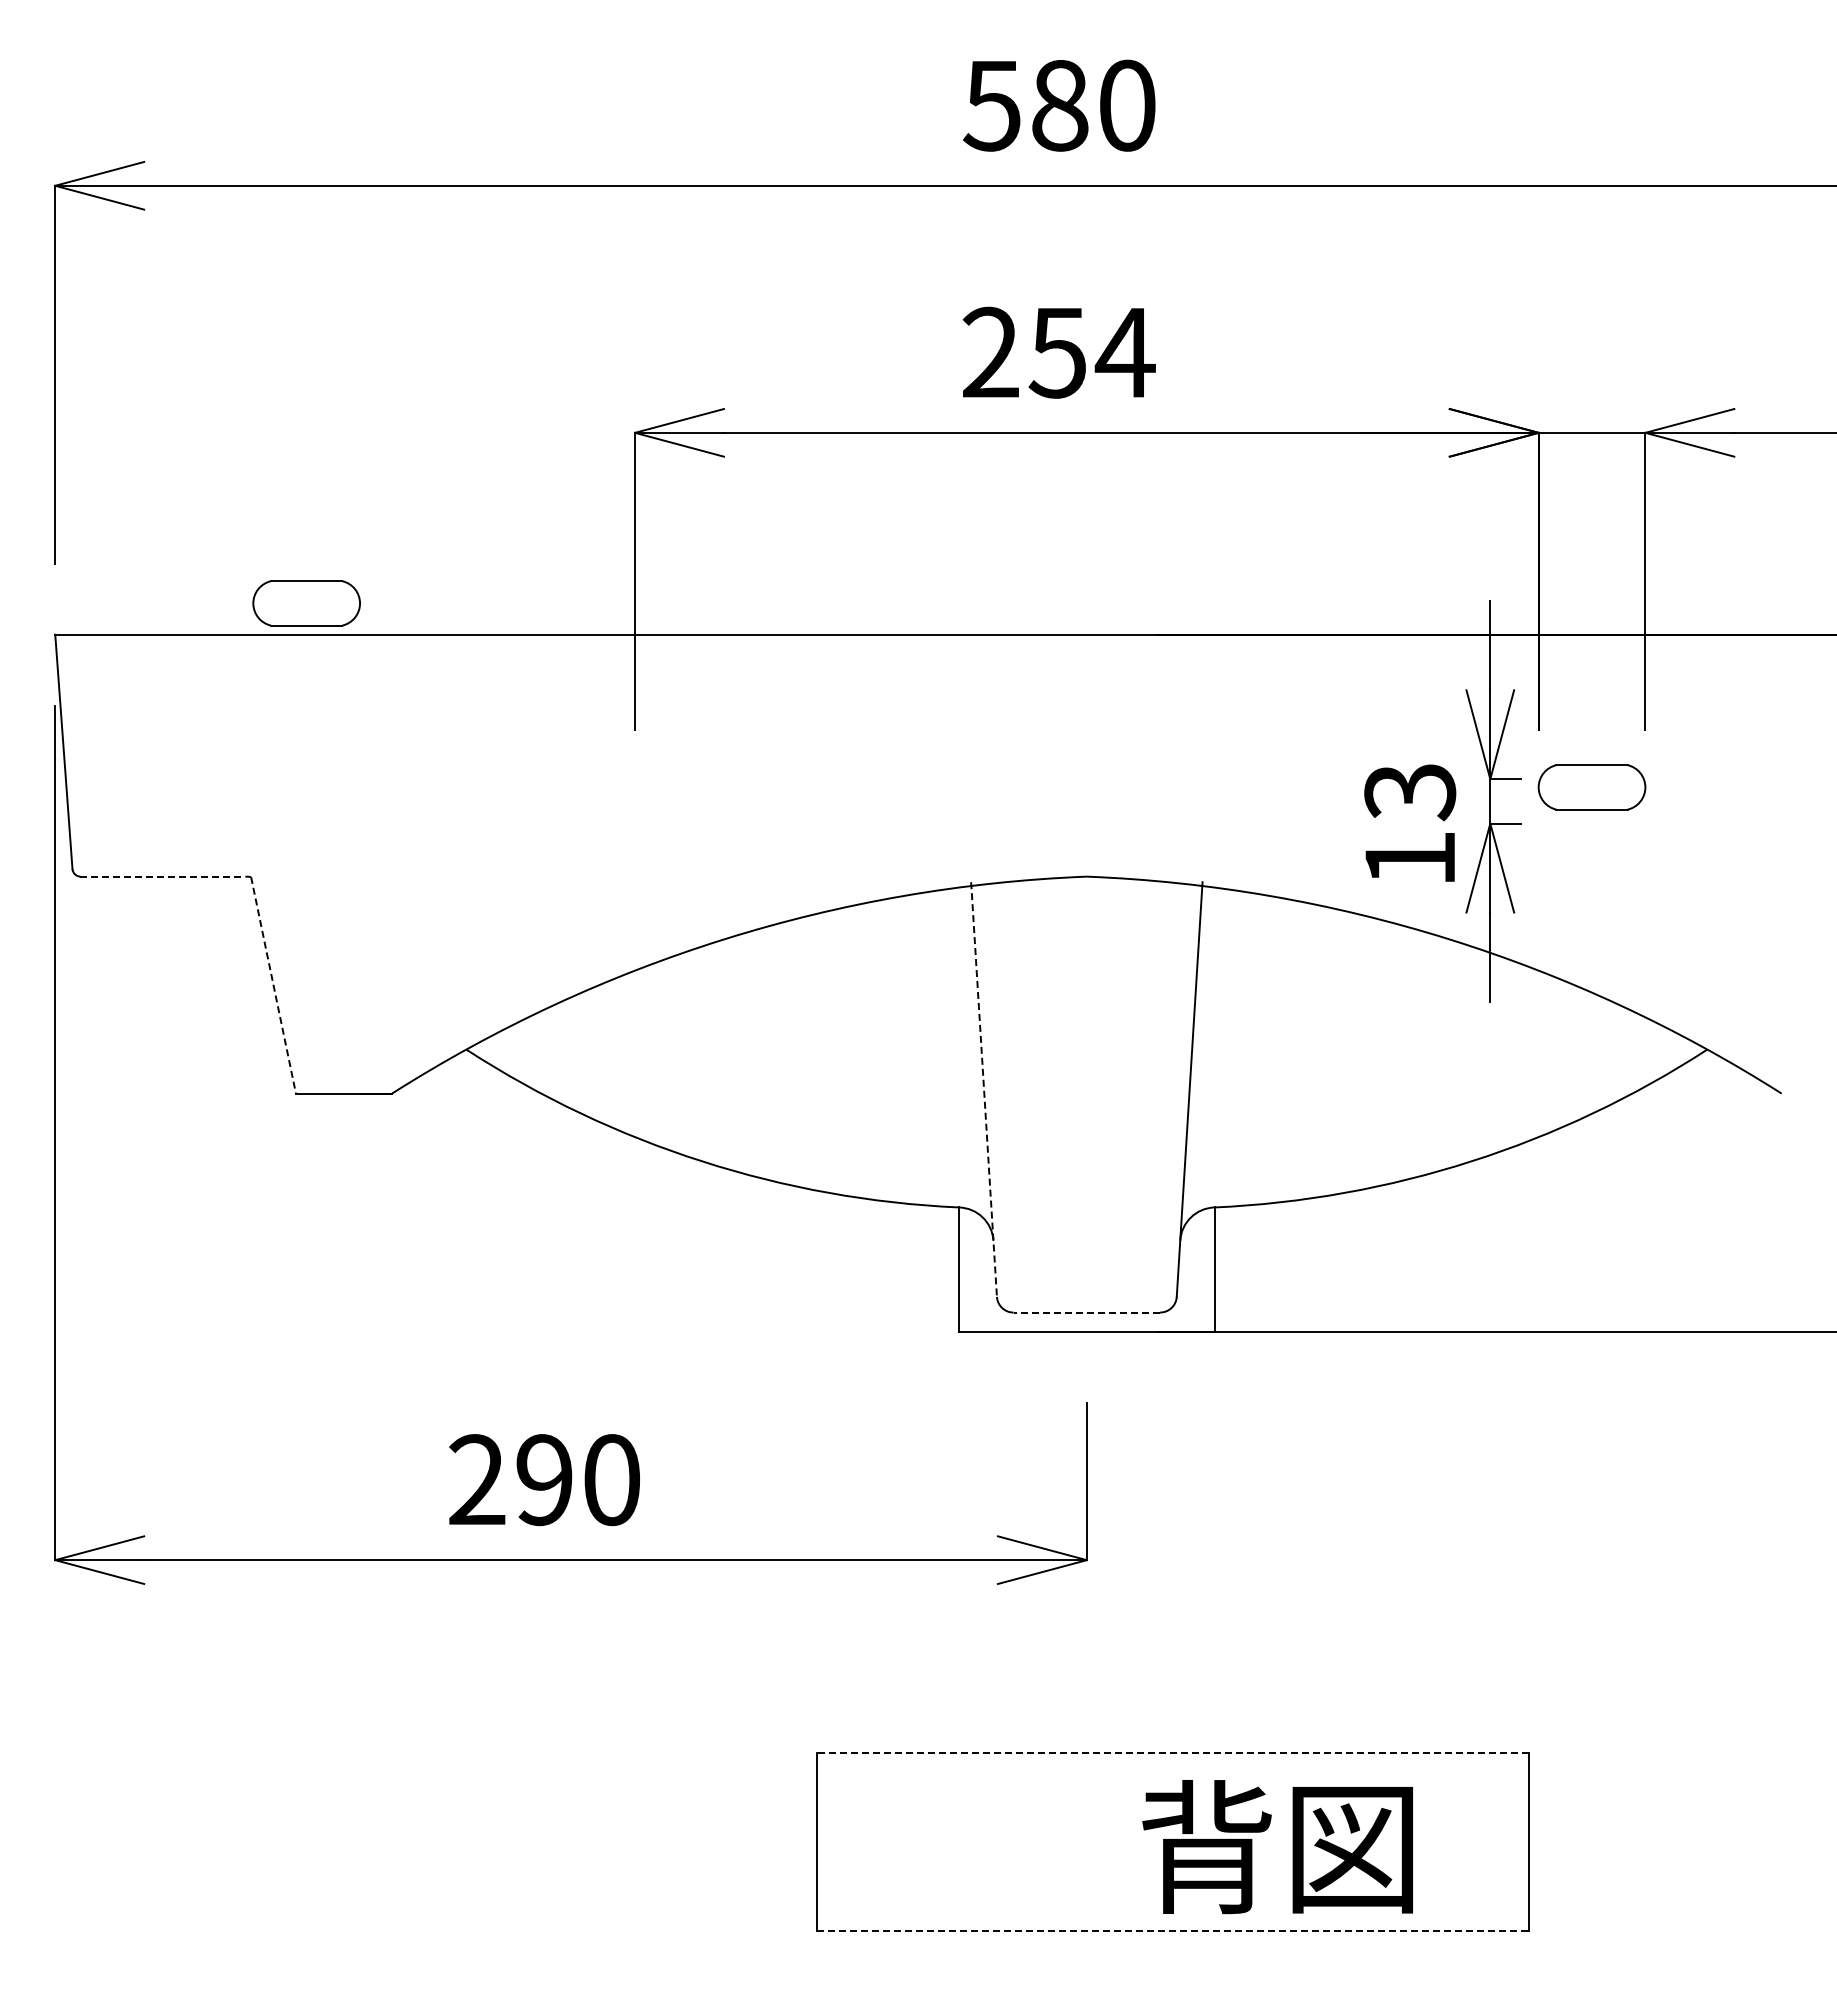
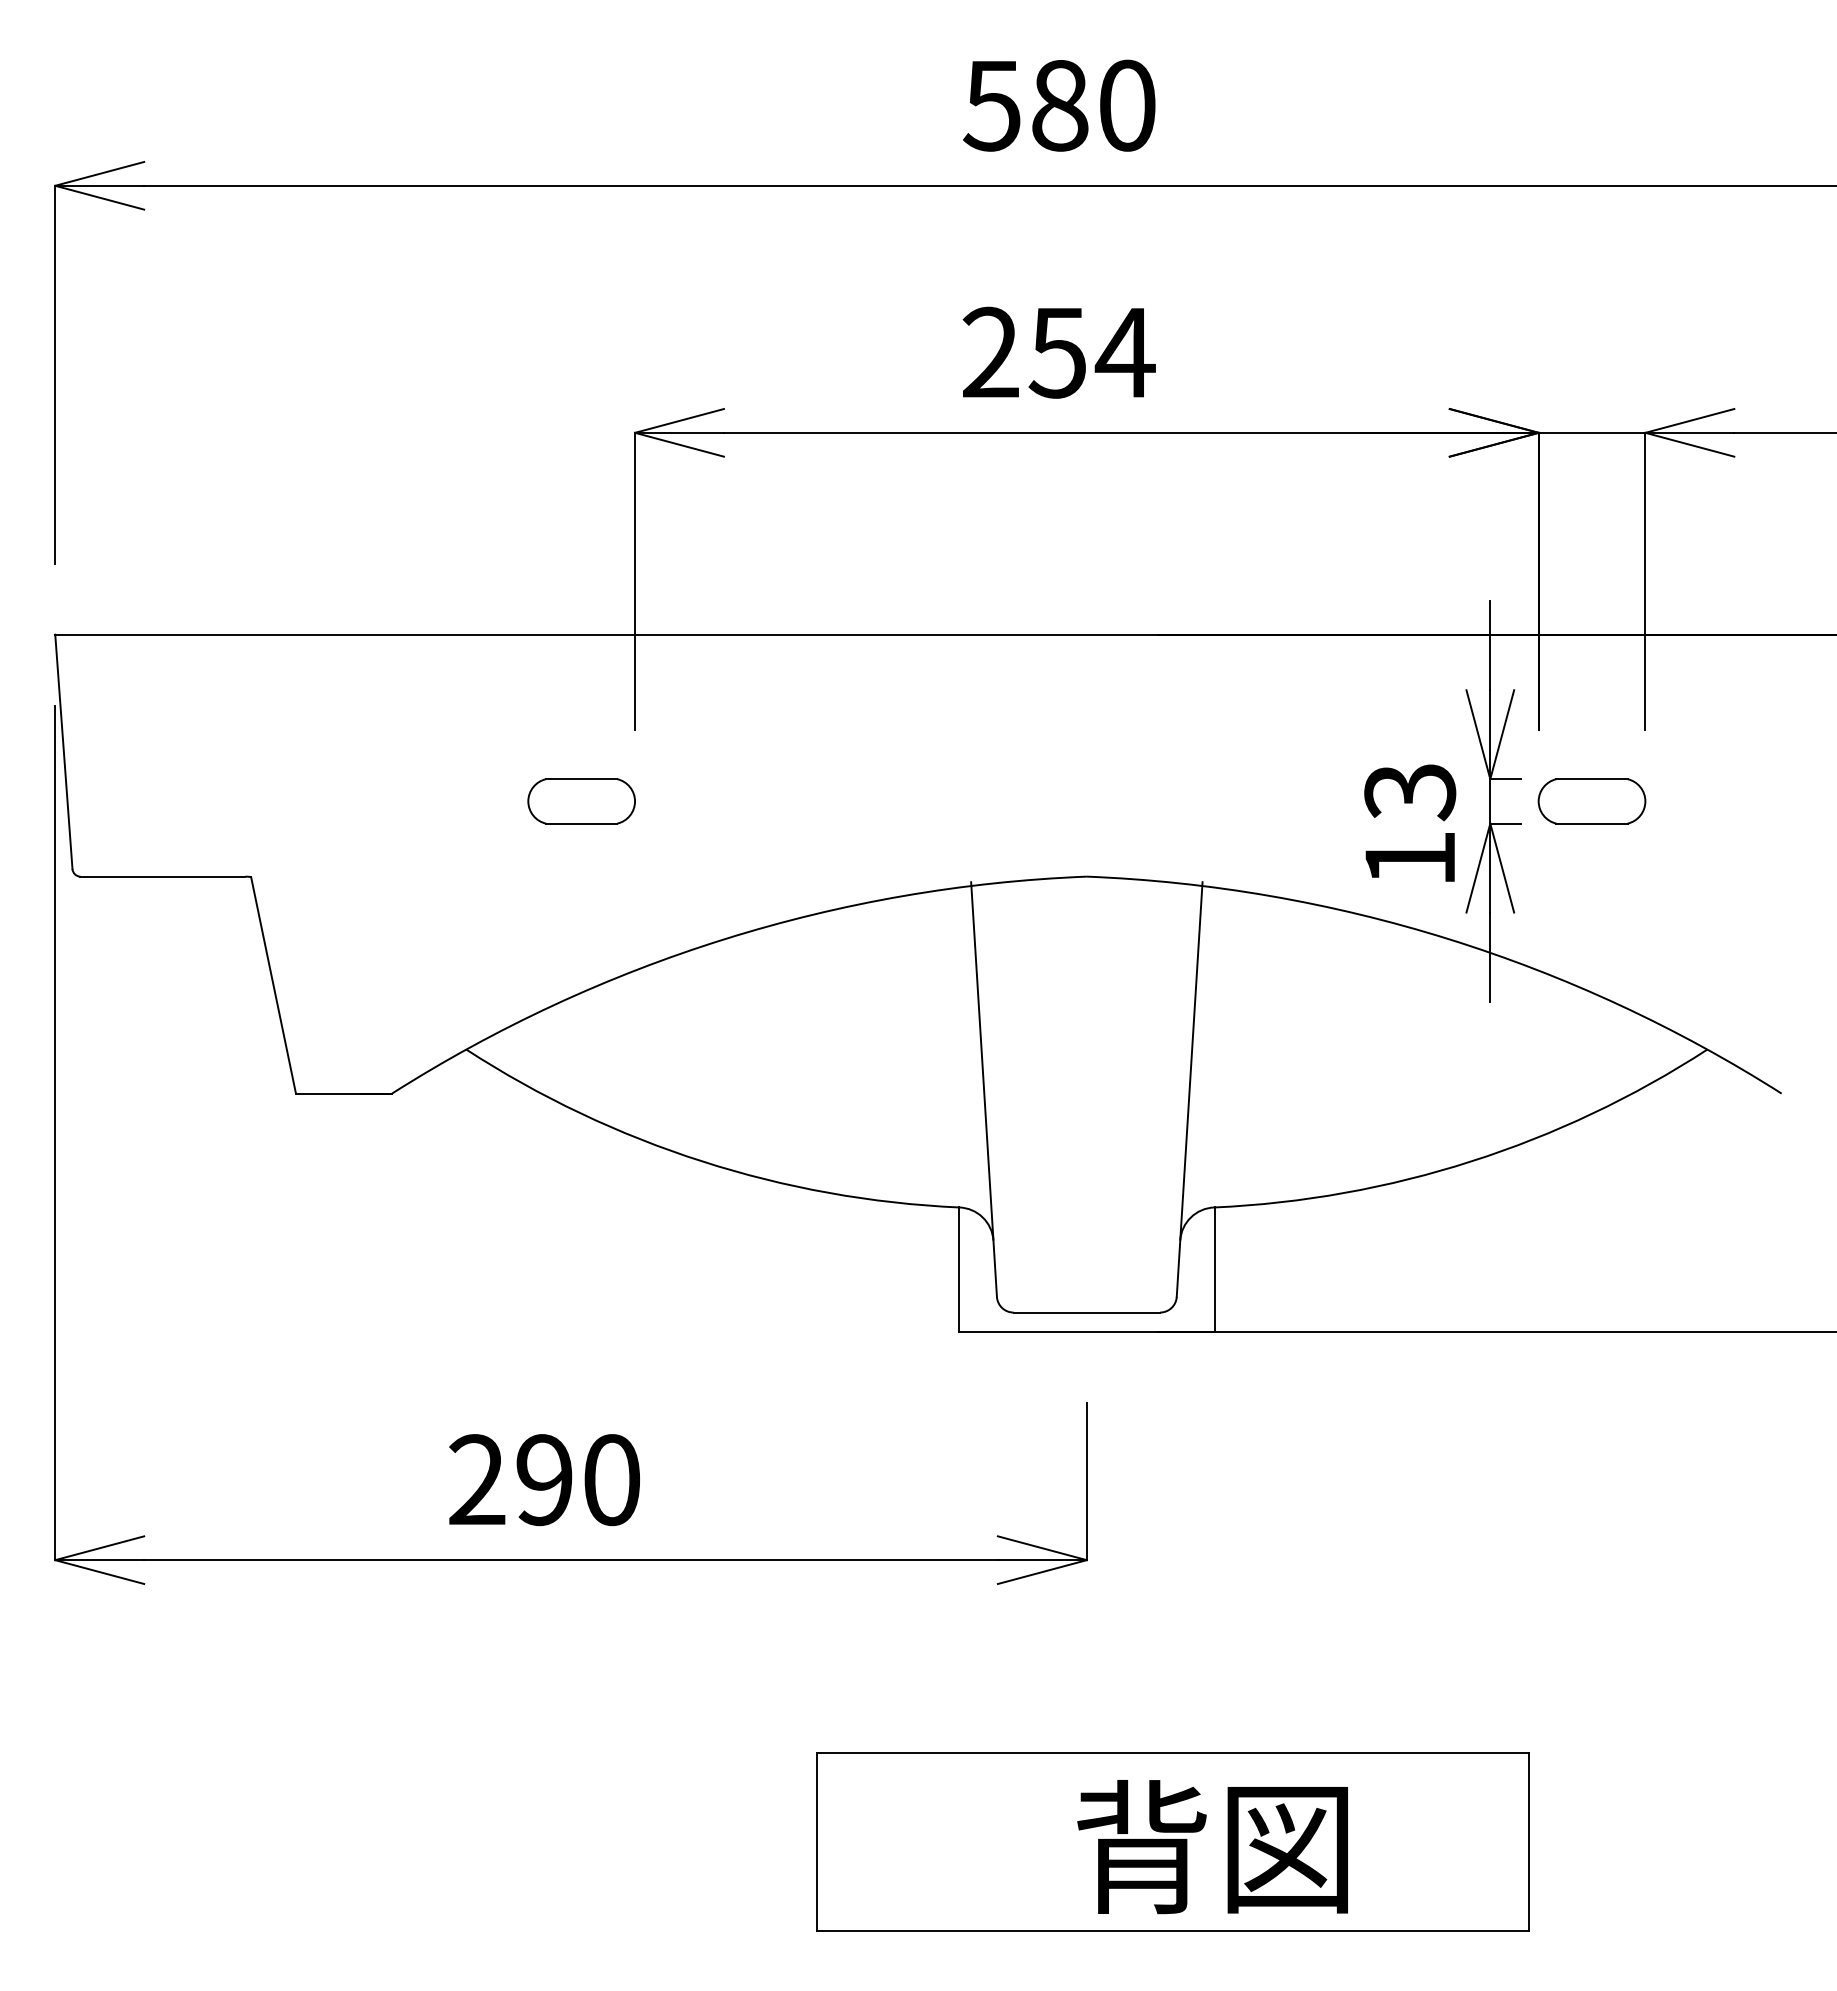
part position: (306, 603) -> (581, 801) (581, 801)
part position: (1591, 787) -> (1591, 801) (1591, 801)
line: dashed -> solid (163, 876)
line: dashed -> solid (273, 985)
line: dashed -> solid (984, 1089)
line: dashed -> solid (1086, 1312)
line: dashed -> solid (1172, 1753)
text position: (1277, 1847) -> (1212, 1847) (1212, 1847)
line: dashed -> solid (1172, 1931)
